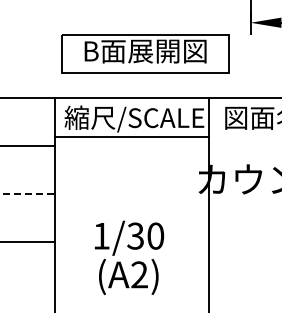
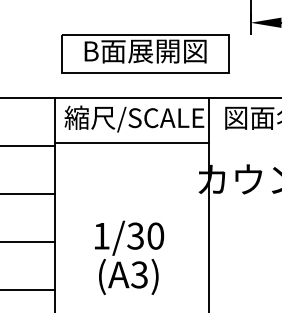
line position: (132, 137) -> (132, 143) (132, 143)
line: dashed -> solid (28, 193)
text: (A2) -> (A3) (139, 274)
line: none -> present (28, 289)
